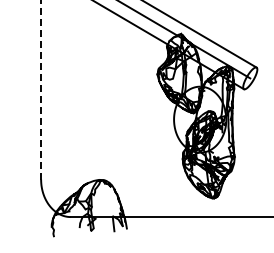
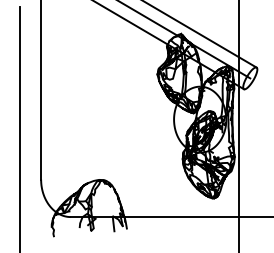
line: dashed -> solid (41, 89)
line: none -> present (239, 125)
line: none -> present (19, 128)
